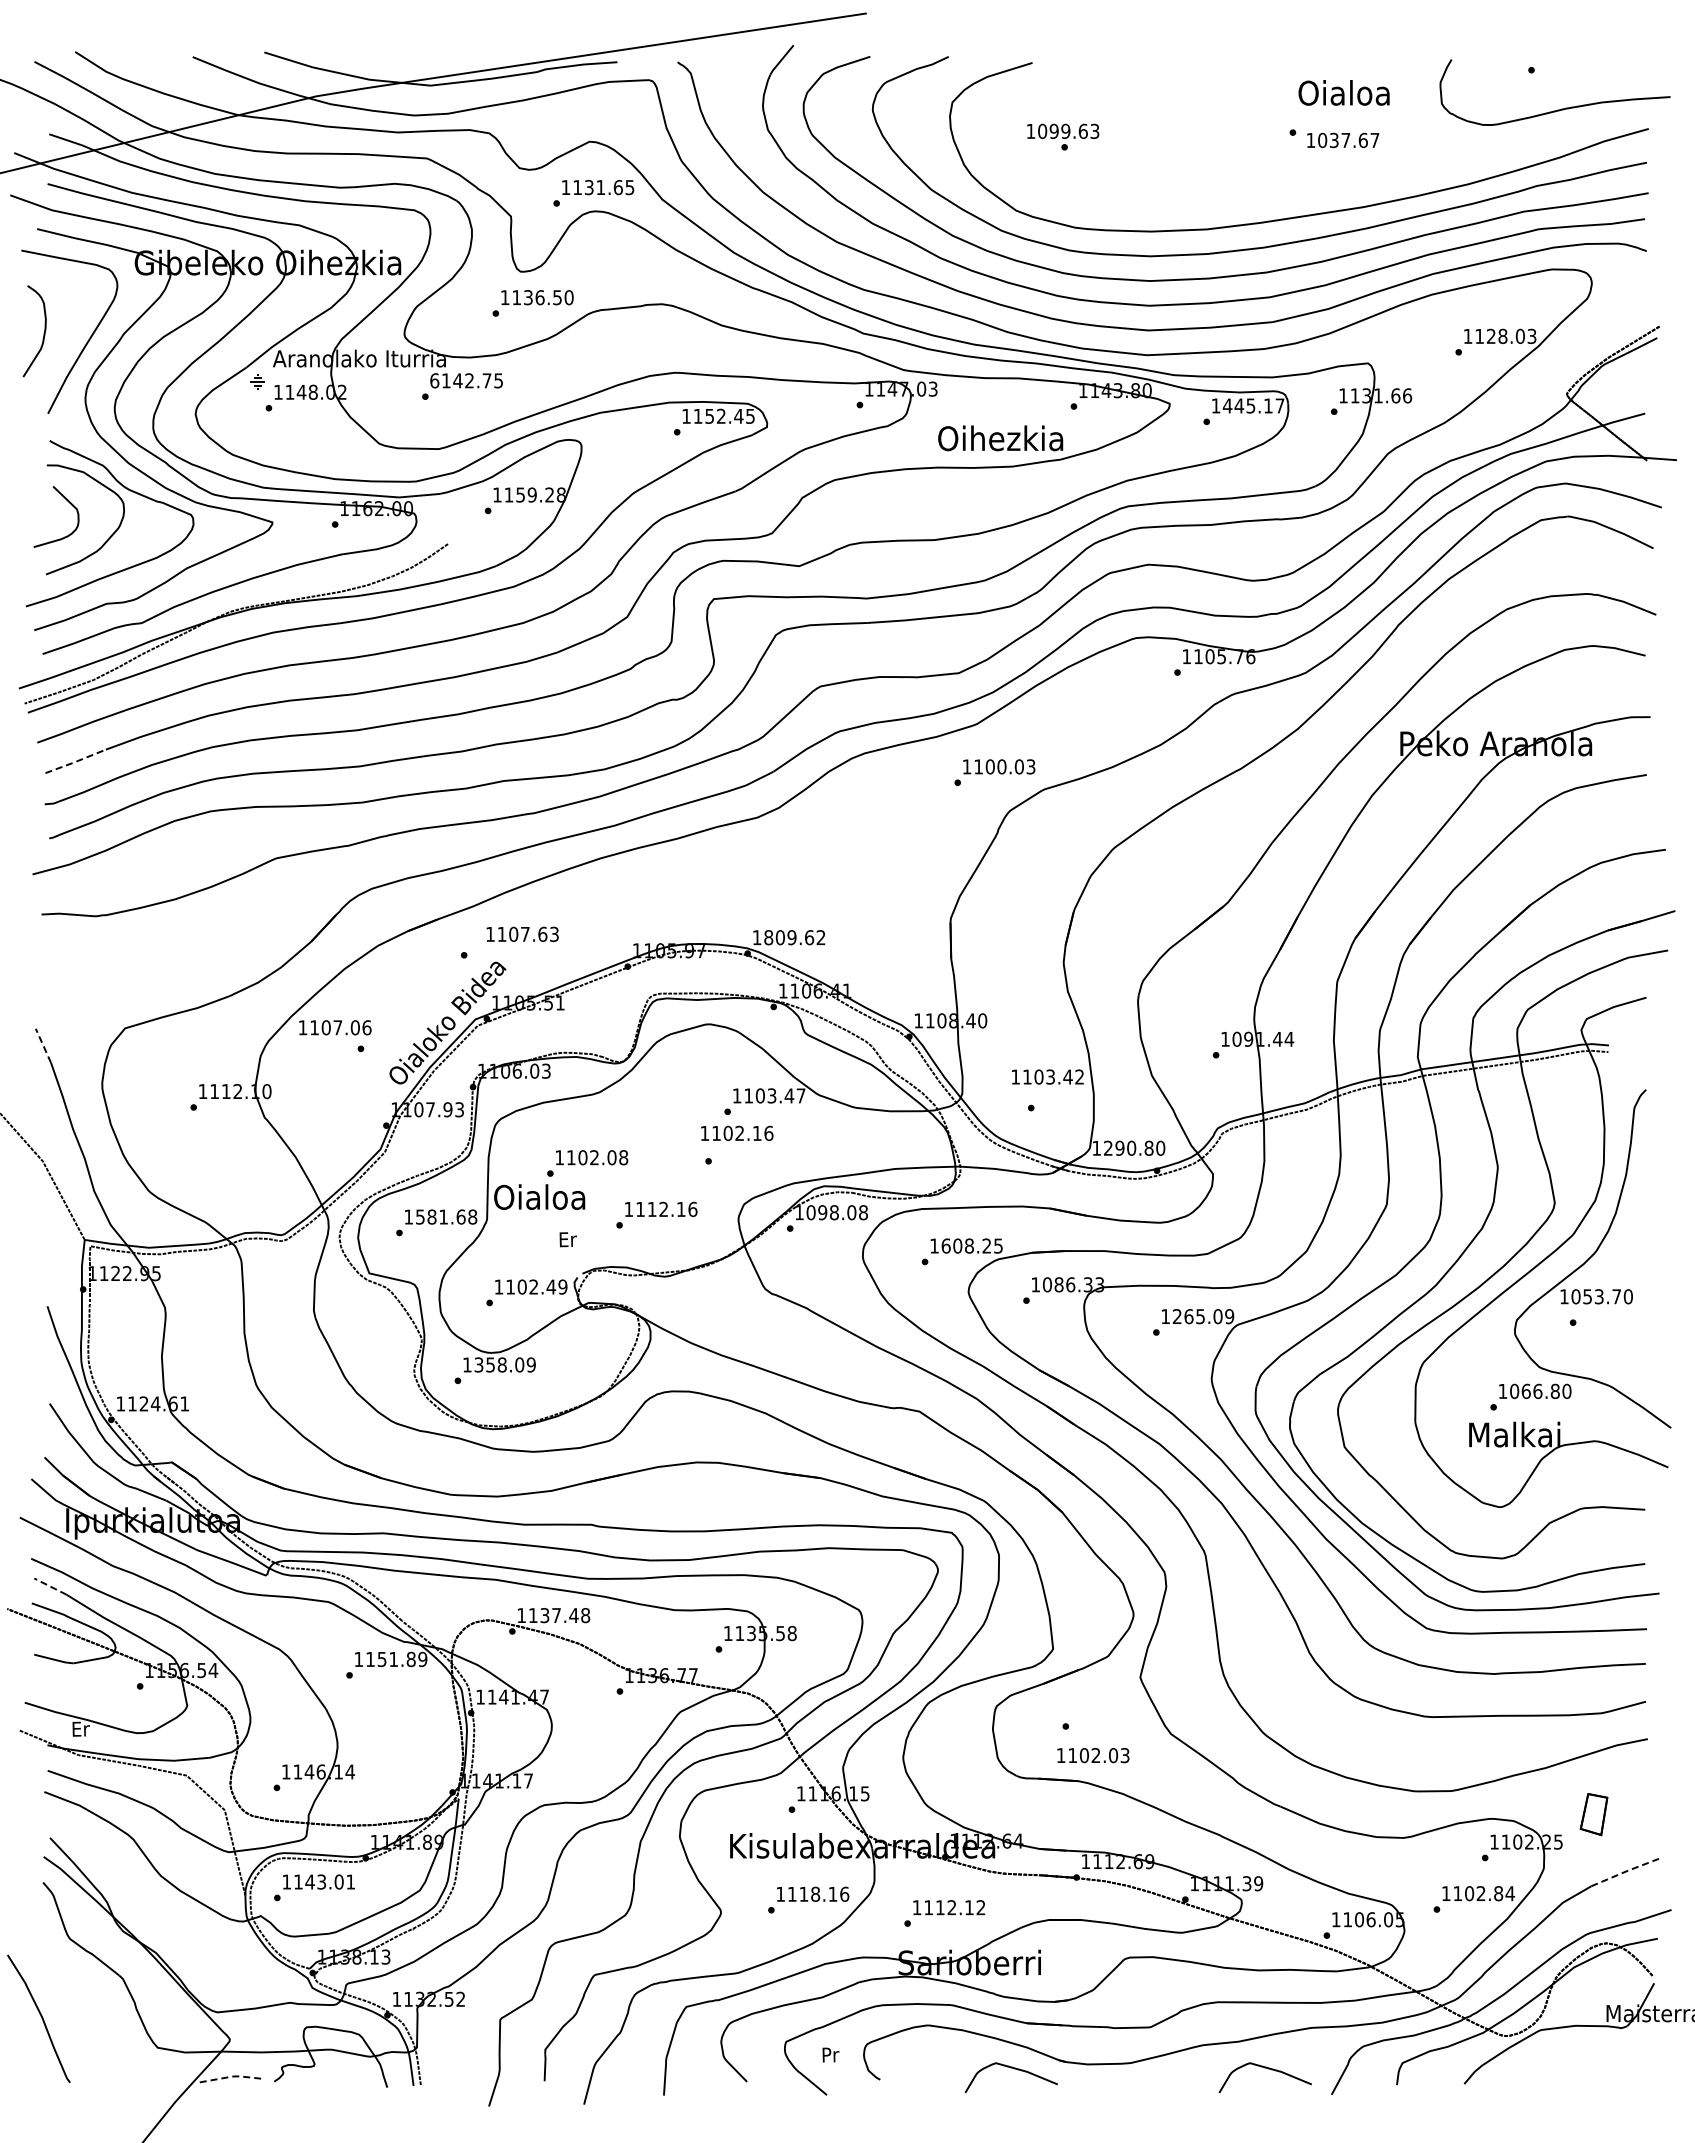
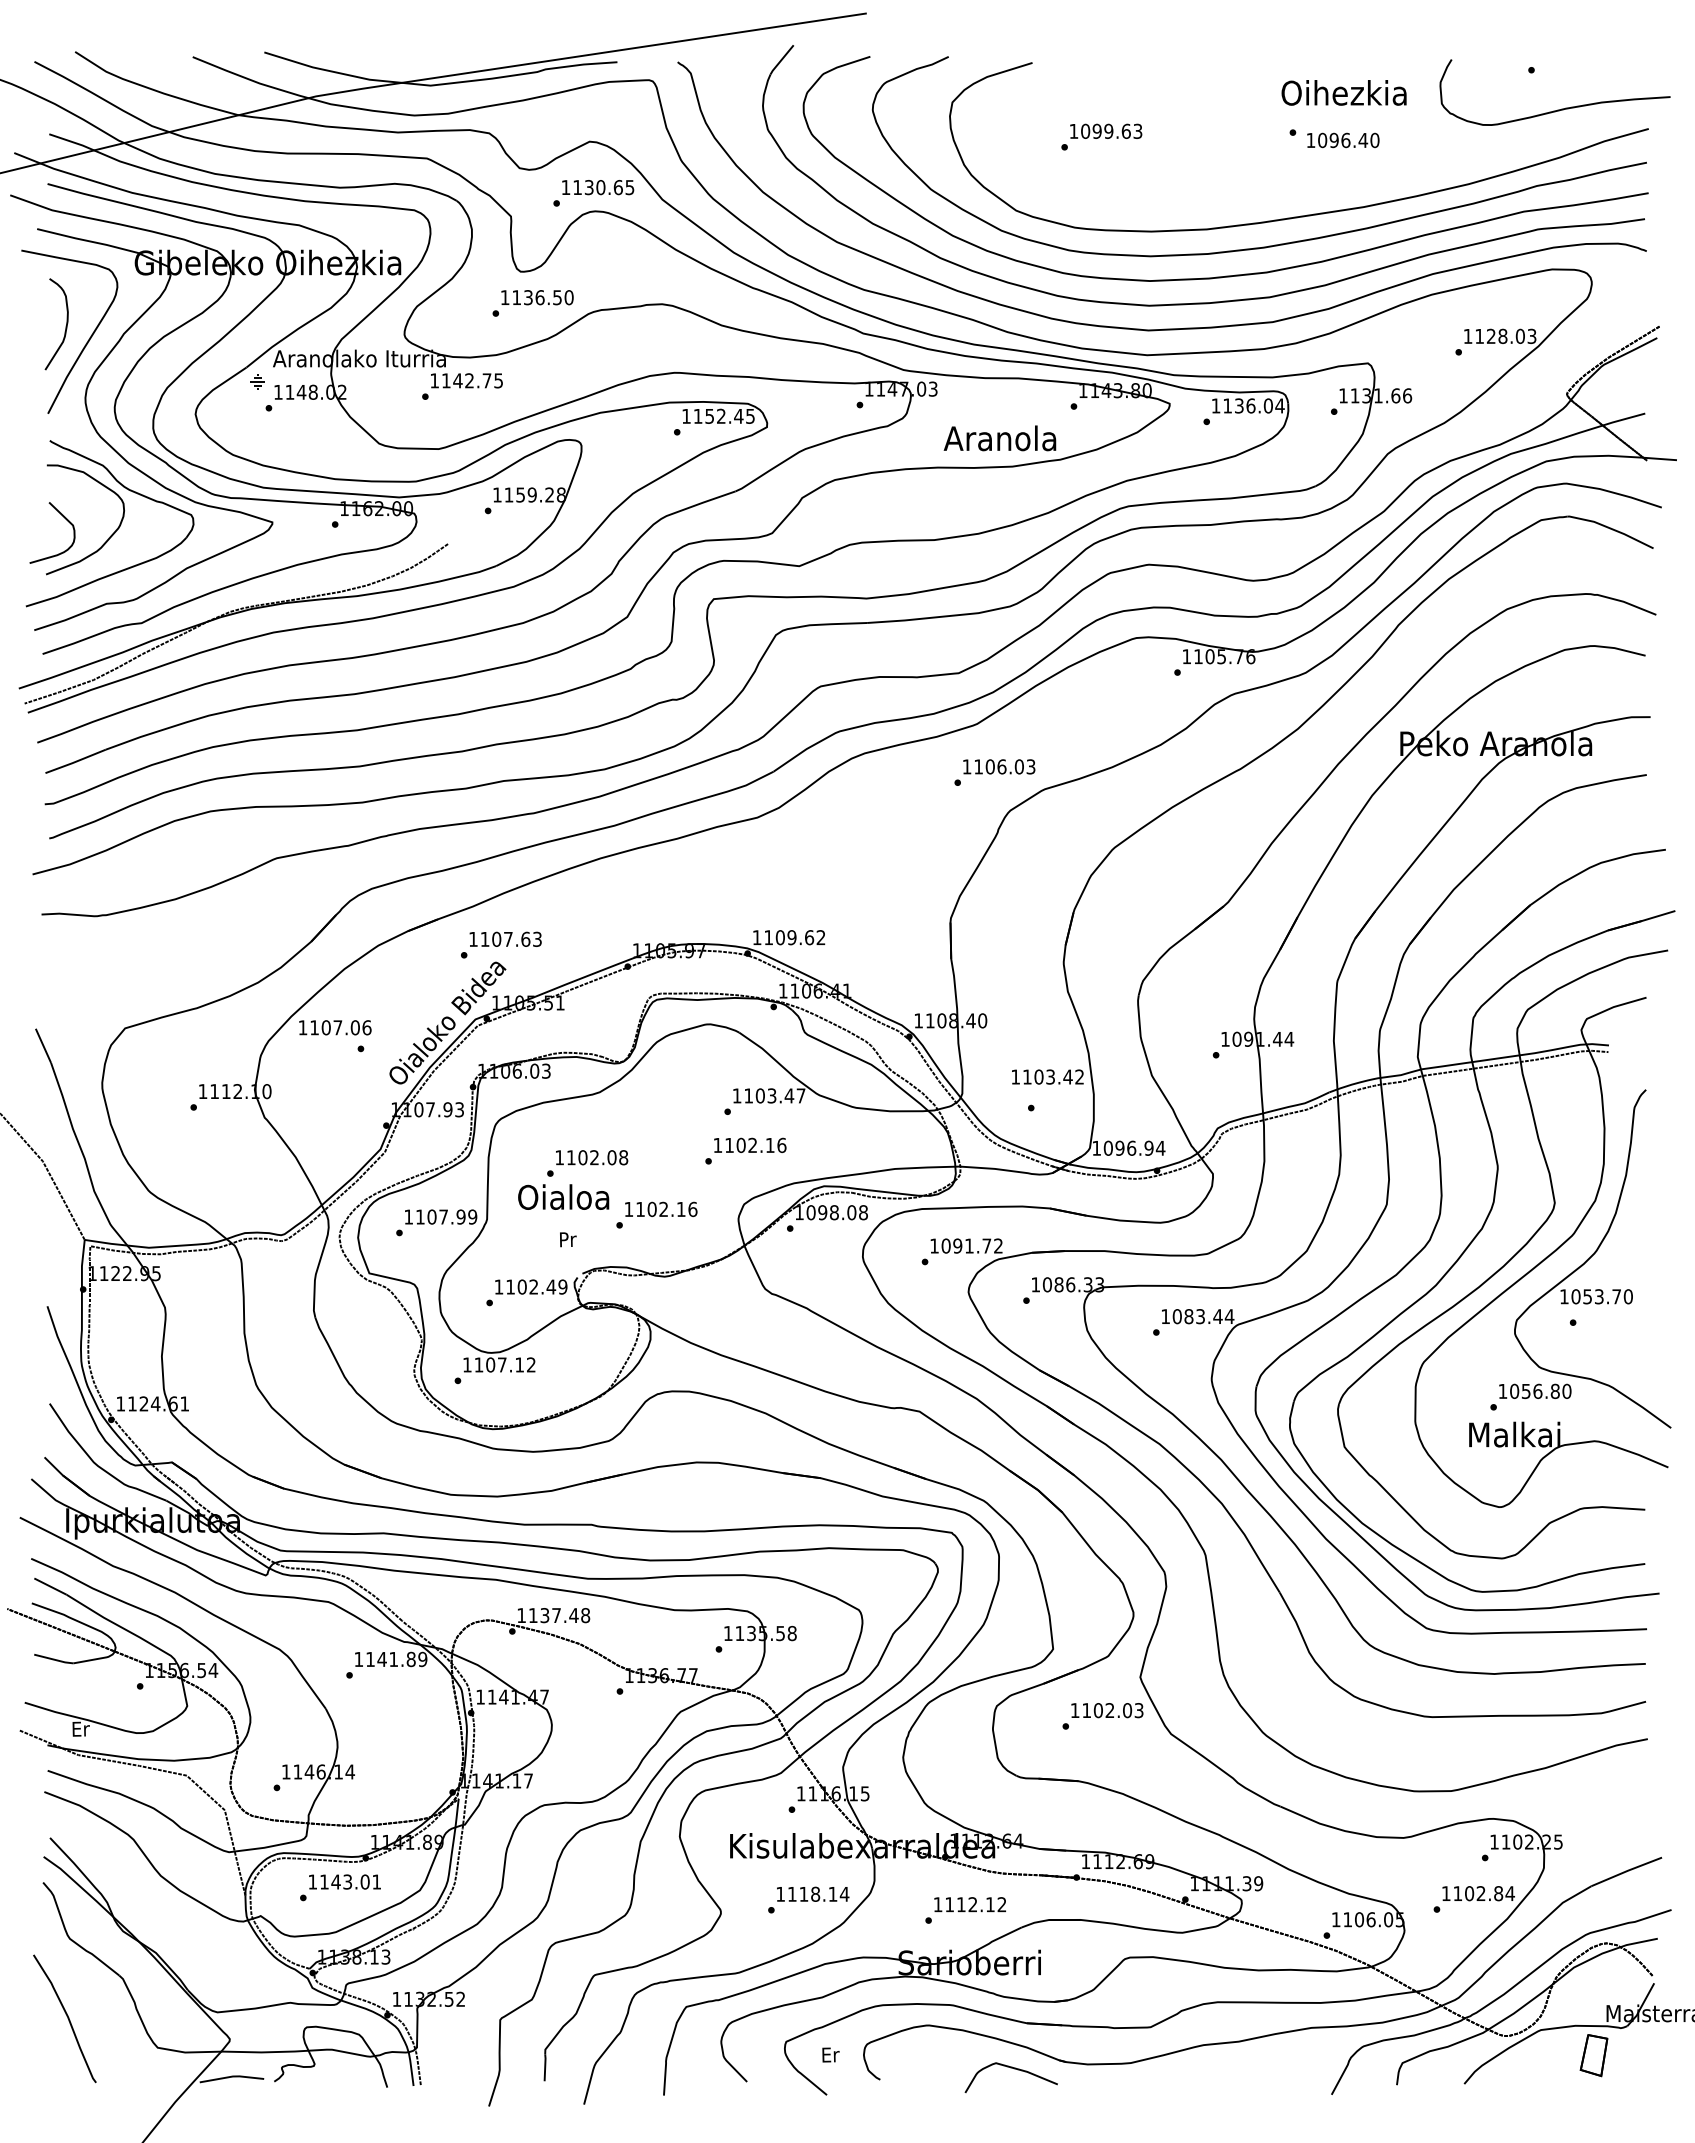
text: Oialoa -> Oihezkia (1343, 92)
text position: (1063, 130) -> (1106, 130) (1106, 130)
text: 1037.67 -> 1096.40 (1354, 140)
text: 1131.65 -> 1130.65 (600, 187)
curve position: (43, 333) -> (65, 326) (65, 326)
text: 6142.75 -> 1142.75 (434, 380)
text: 1445.17 -> 1136.04 (1253, 405)
text: Oihezkia -> Aranola (1000, 438)
curve position: (69, 503) -> (65, 519) (65, 519)
line: dashed -> solid (75, 762)
text: 1100.03 -> 1106.03 (1001, 766)
text position: (522, 933) -> (505, 938) (505, 938)
text: 1809.62 -> 1109.62 (768, 937)
line: dashed -> solid (43, 1045)
text position: (737, 1132) -> (750, 1144) (750, 1144)
text: 1290.80 -> 1096.94 (1134, 1147)
text position: (539, 1196) -> (563, 1196) (563, 1196)
text: 1112.16 -> 1102.16 (651, 1209)
text: 1581.68 -> 1107.99 (446, 1216)
text: Er -> Pr (567, 1239)
text: 1608.25 -> 1091.72 (971, 1245)
text: 1265.09 -> 1083.44 (1203, 1316)
text: 1358.09 -> 1107.12 (504, 1364)
text: 1066.80 -> 1056.80 (1525, 1390)
line: dashed -> solid (50, 1586)
text: 1151.89 -> 1141.89 (381, 1659)
text position: (1093, 1755) -> (1107, 1710) (1107, 1710)
part position: (1593, 1814) -> (1593, 2055) (1593, 2055)
line: dashed -> solid (1627, 1871)
text position: (314, 1887) -> (340, 1887) (340, 1887)
text: 1118.16 -> 1118.14 (844, 1893)
text position: (944, 1913) -> (965, 1910) (965, 1910)
curve position: (40, 2016) -> (66, 2016) (66, 2016)
text: Pr -> Er (830, 2054)
curve: present -> none (1268, 2069)
line: dashed -> solid (232, 2076)
